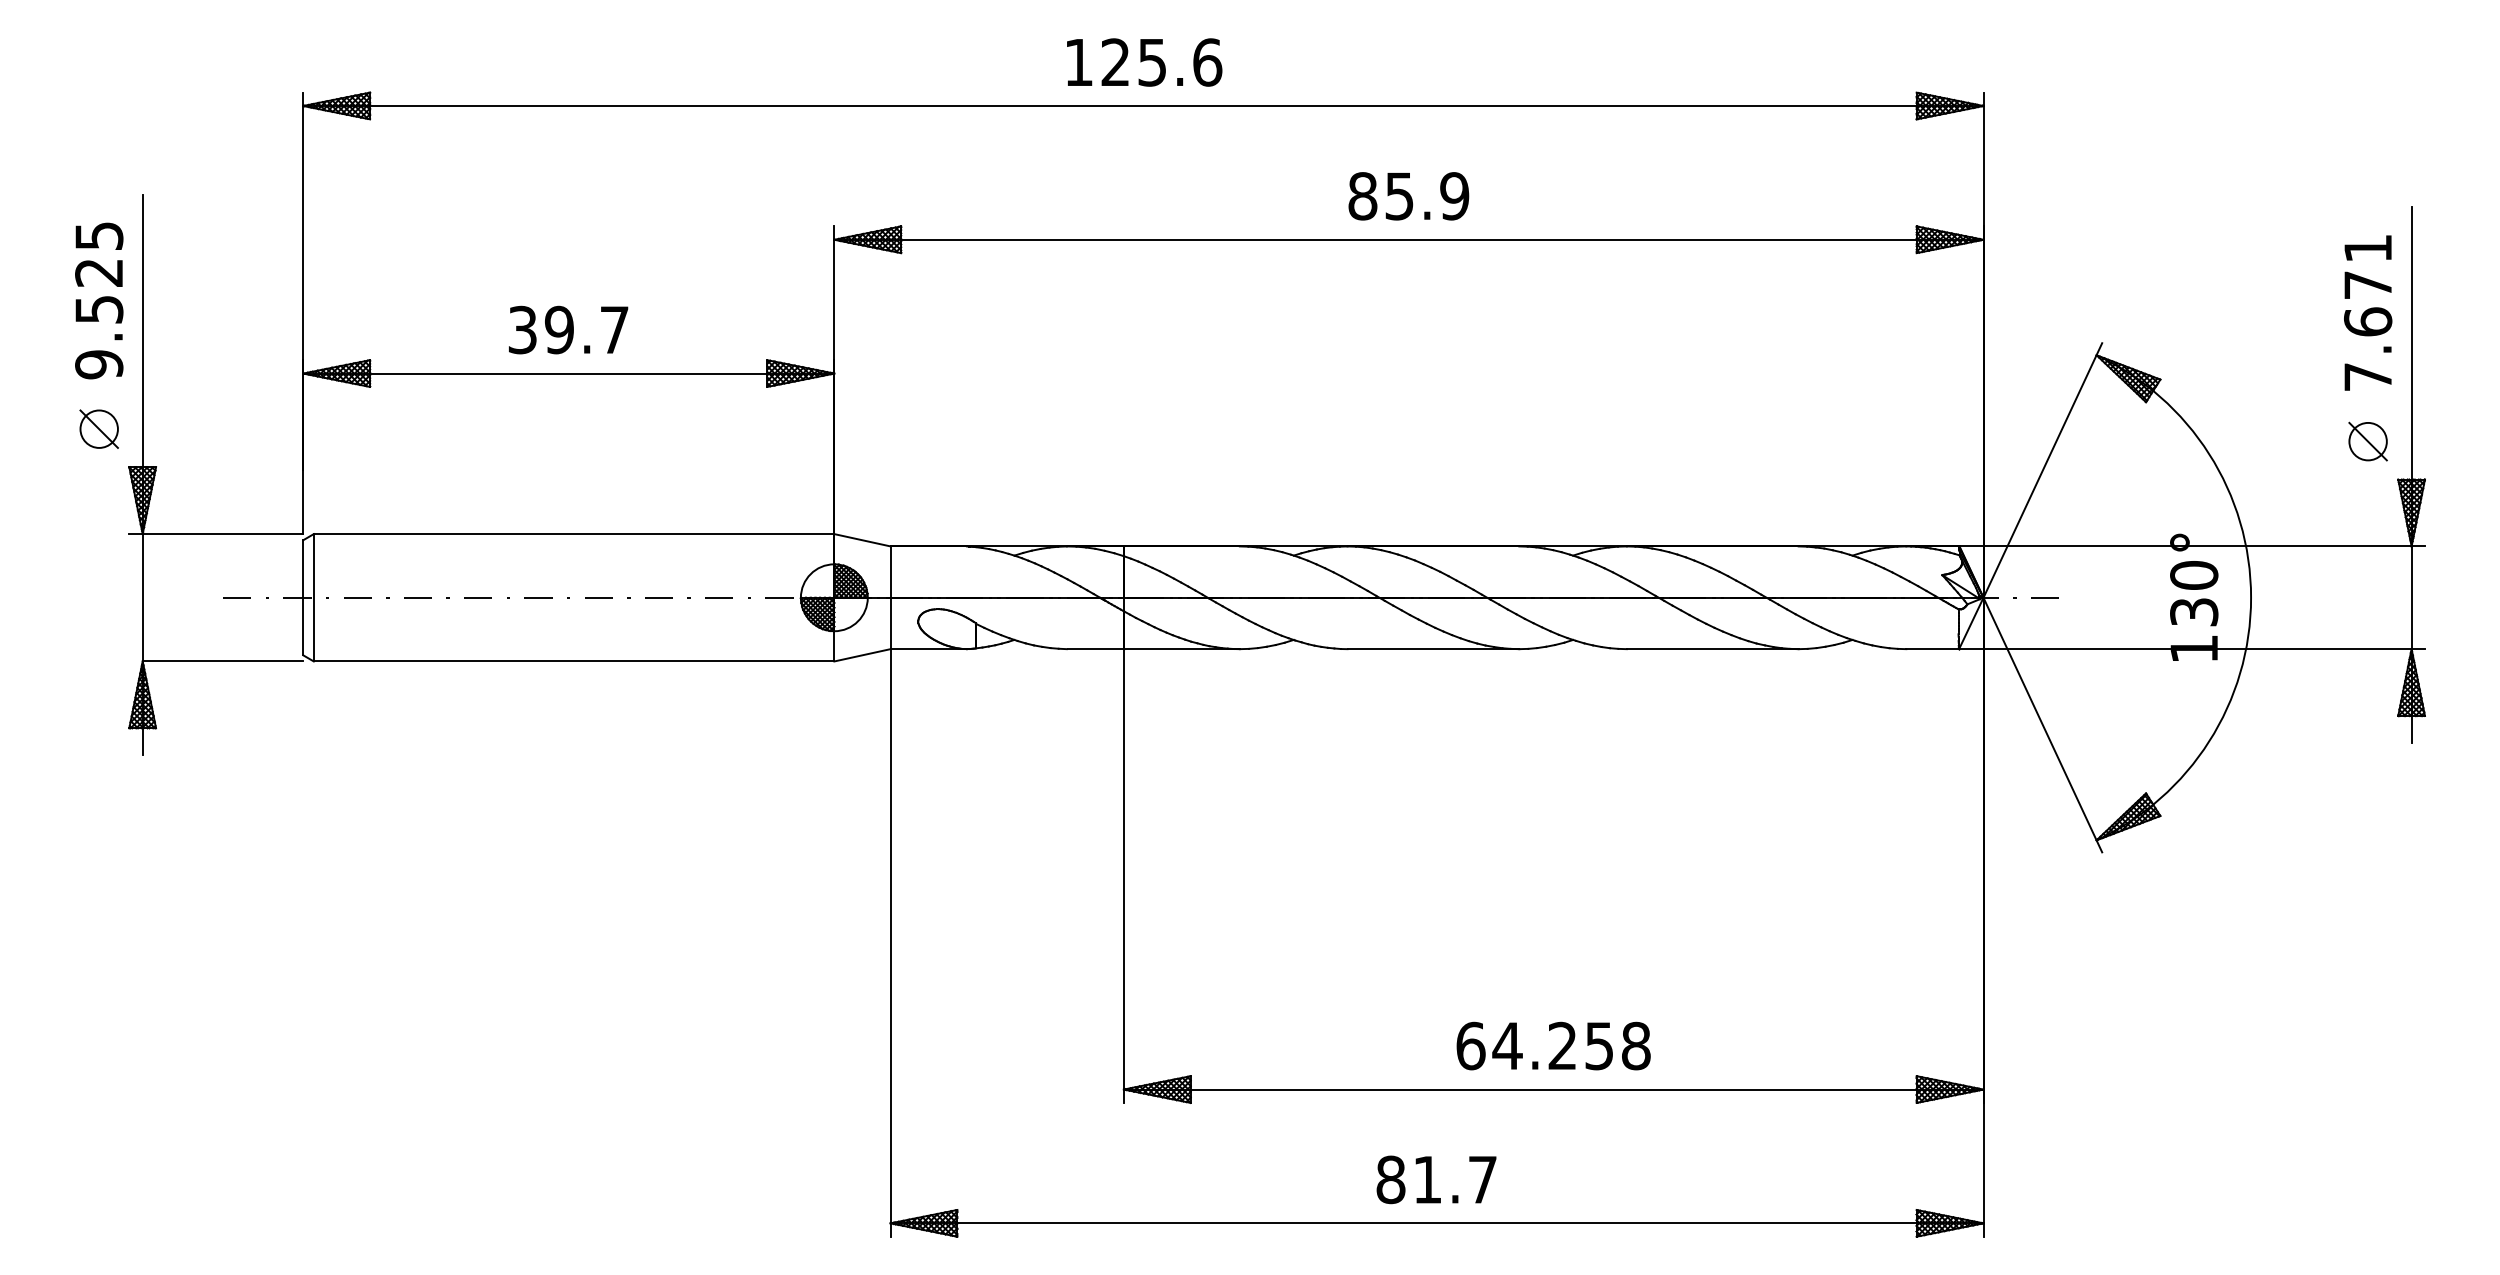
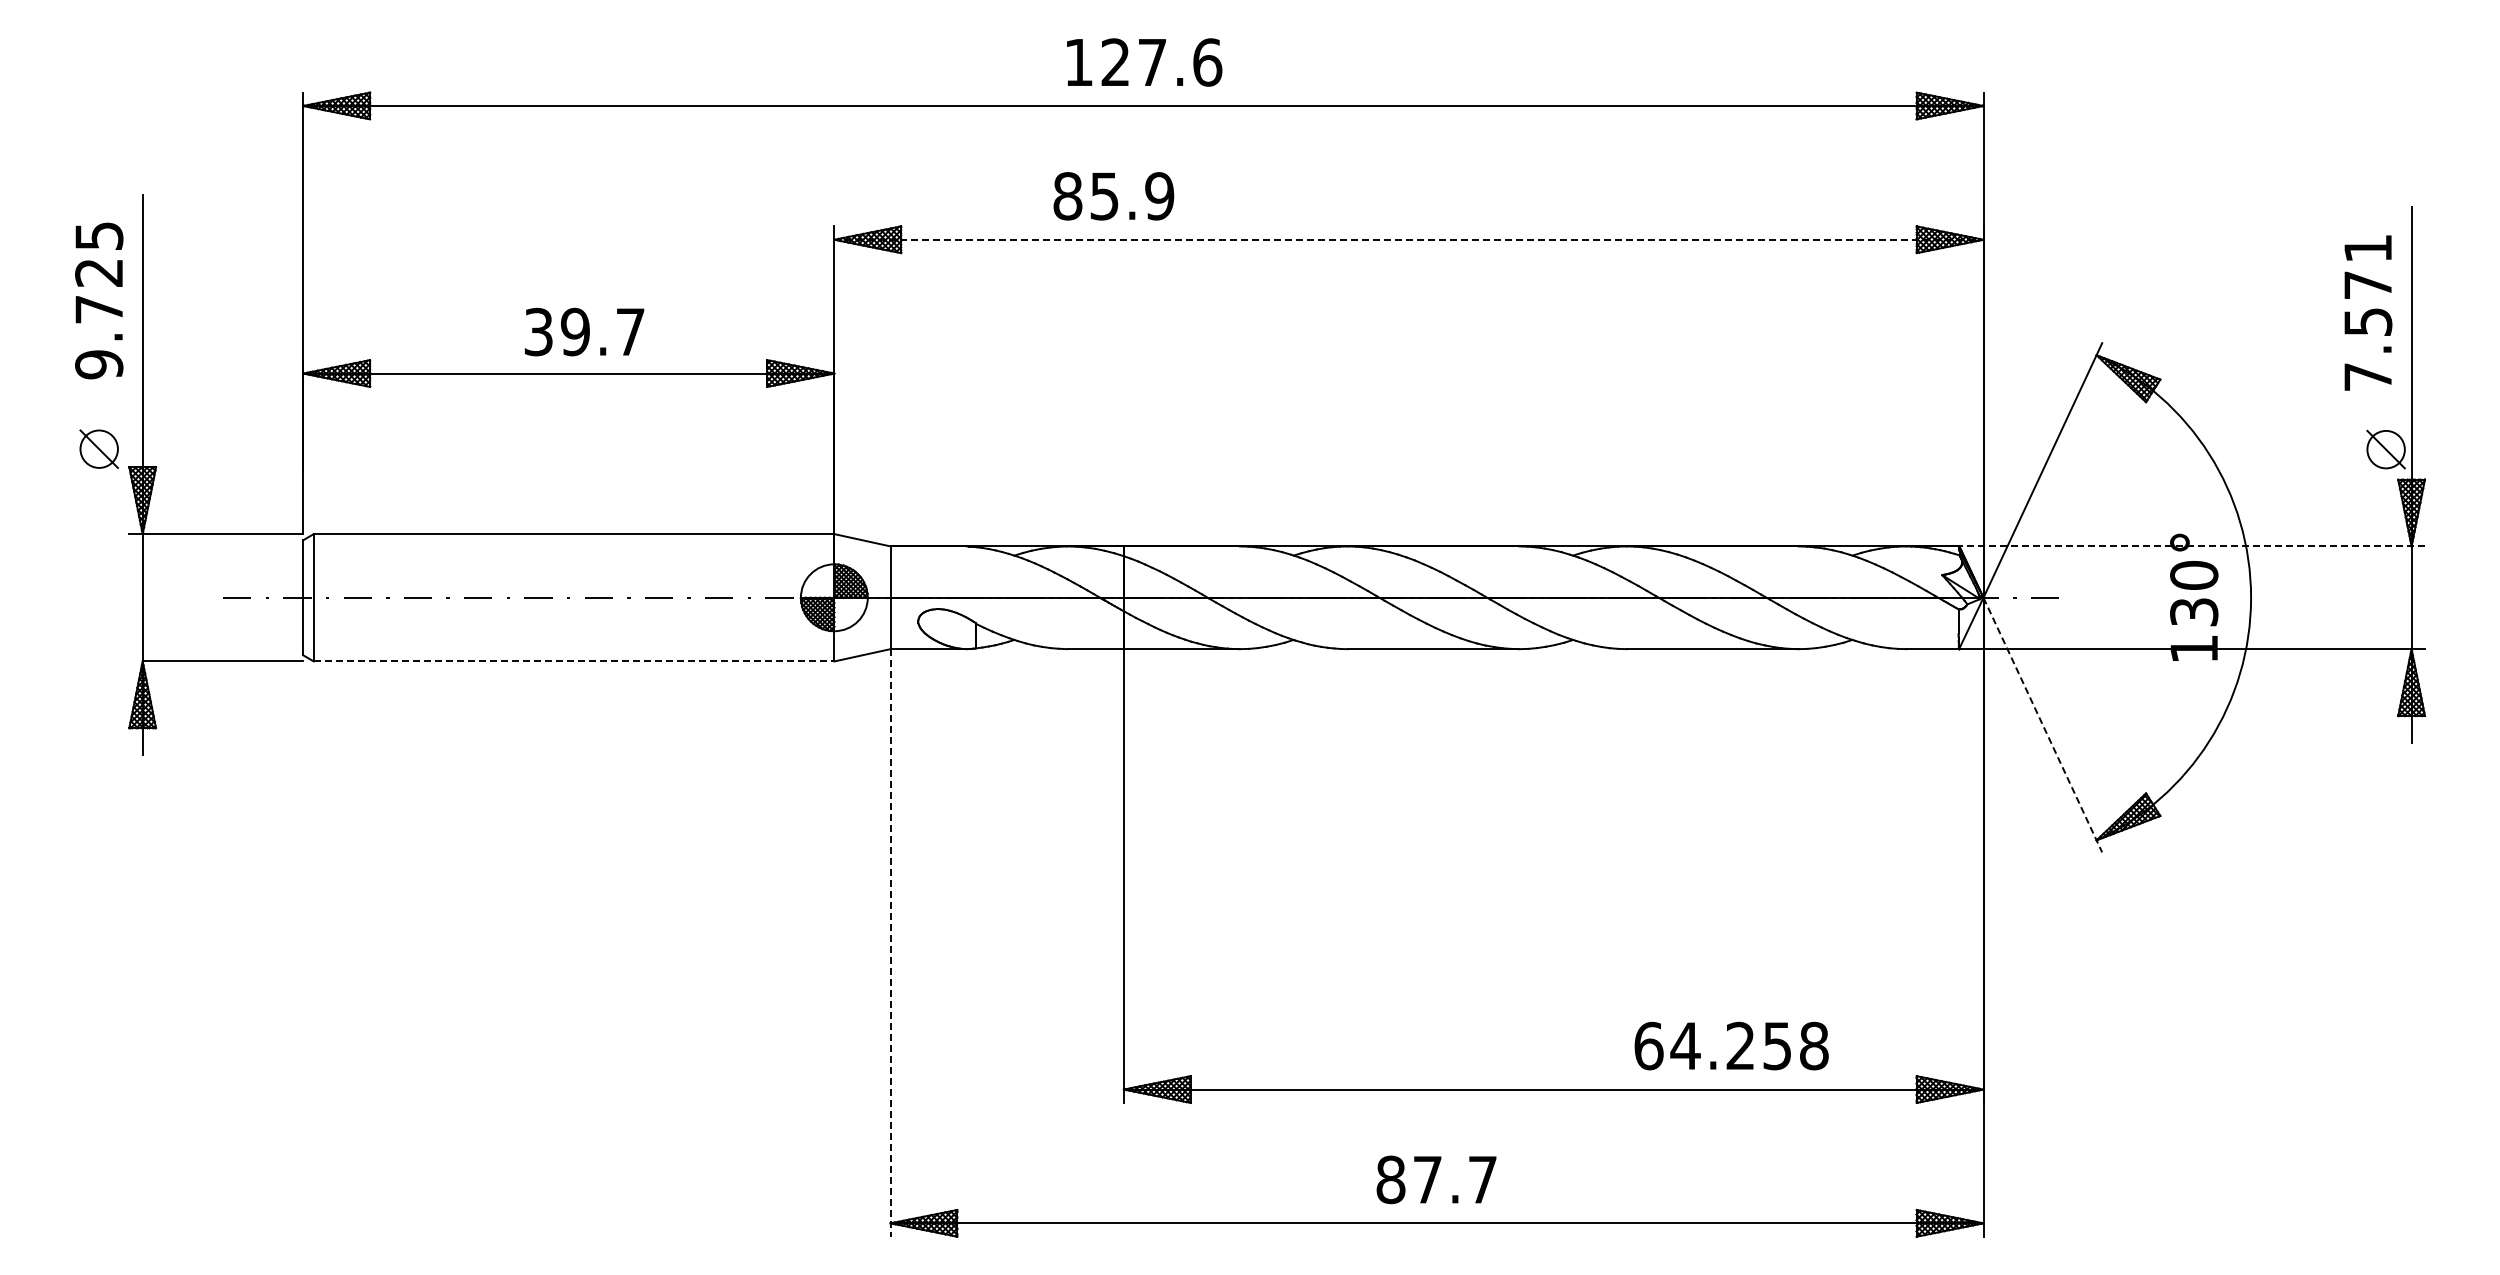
text: 125.6 -> 127.6 (1151, 62)
text position: (1408, 196) -> (1113, 196) (1113, 196)
line: solid -> dashed (1408, 239)
text: 9.525 -> 9.725 (99, 309)
text: 7.671 -> 7.571 (2368, 321)
text position: (568, 329) -> (584, 331) (584, 331)
part position: (98, 428) -> (98, 448) (98, 448)
part position: (2367, 441) -> (2385, 449) (2385, 449)
line: solid -> dashed (2192, 546)
line: solid -> dashed (574, 661)
line: solid -> dashed (2043, 725)
line: solid -> dashed (890, 942)
text position: (1553, 1045) -> (1731, 1045) (1731, 1045)
text: 81.7 -> 87.7 (1427, 1179)
